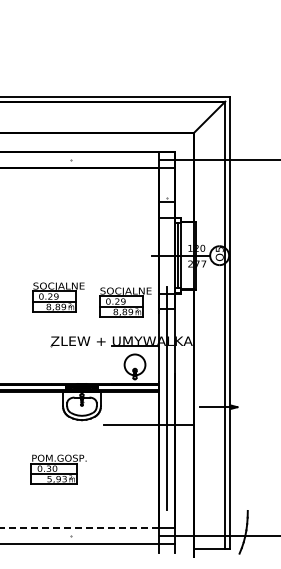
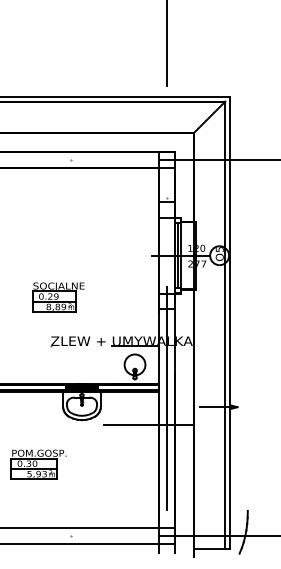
line: none -> present (166, 44)
part: present -> none (125, 302)
part position: (58, 469) -> (38, 464) (38, 464)
line: dashed -> solid (79, 527)
